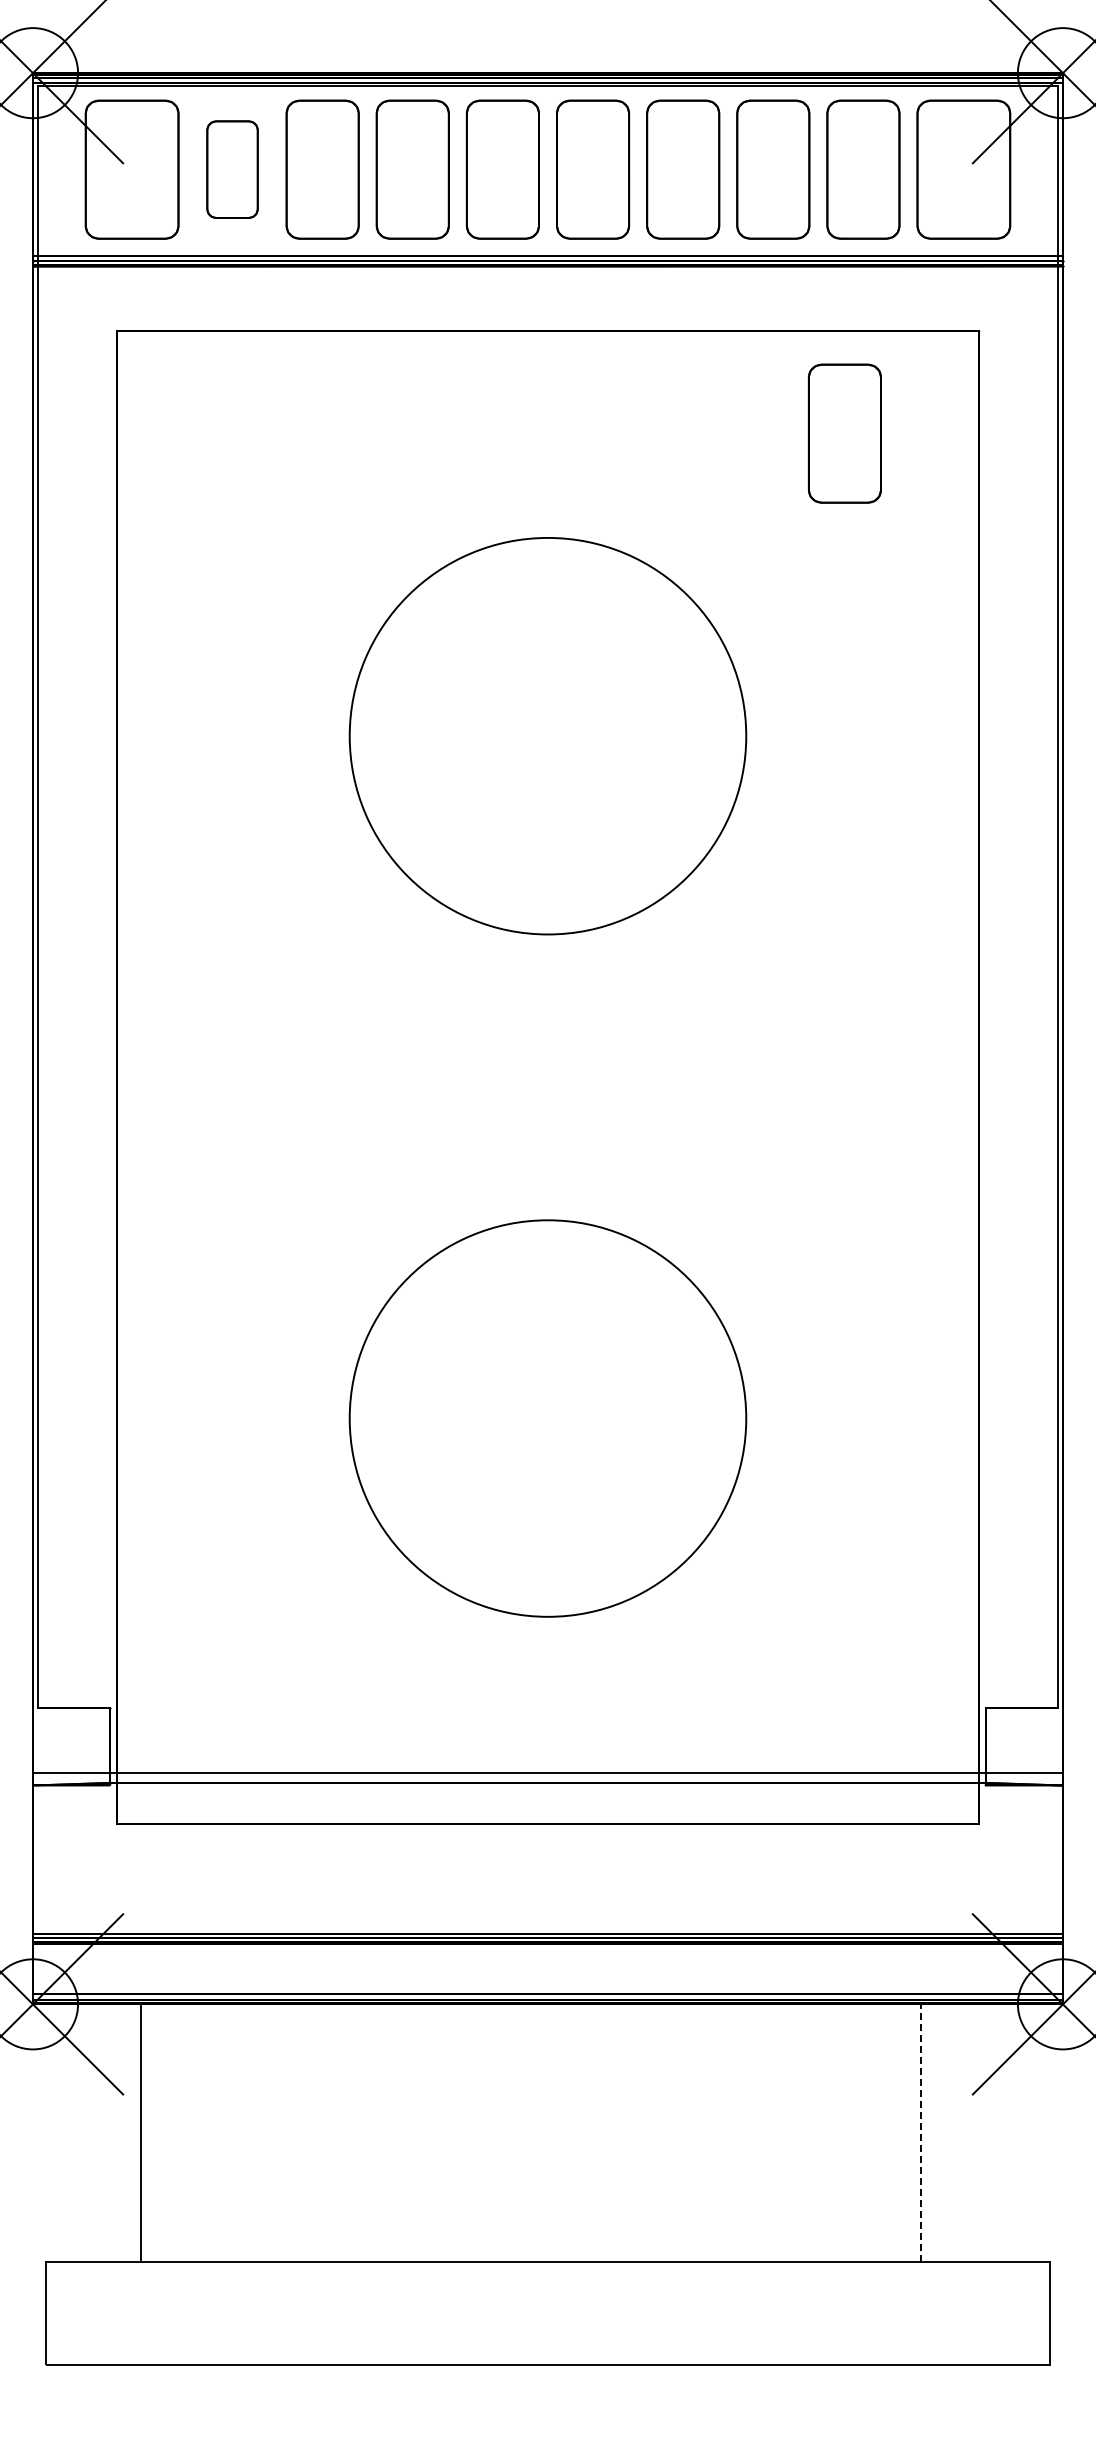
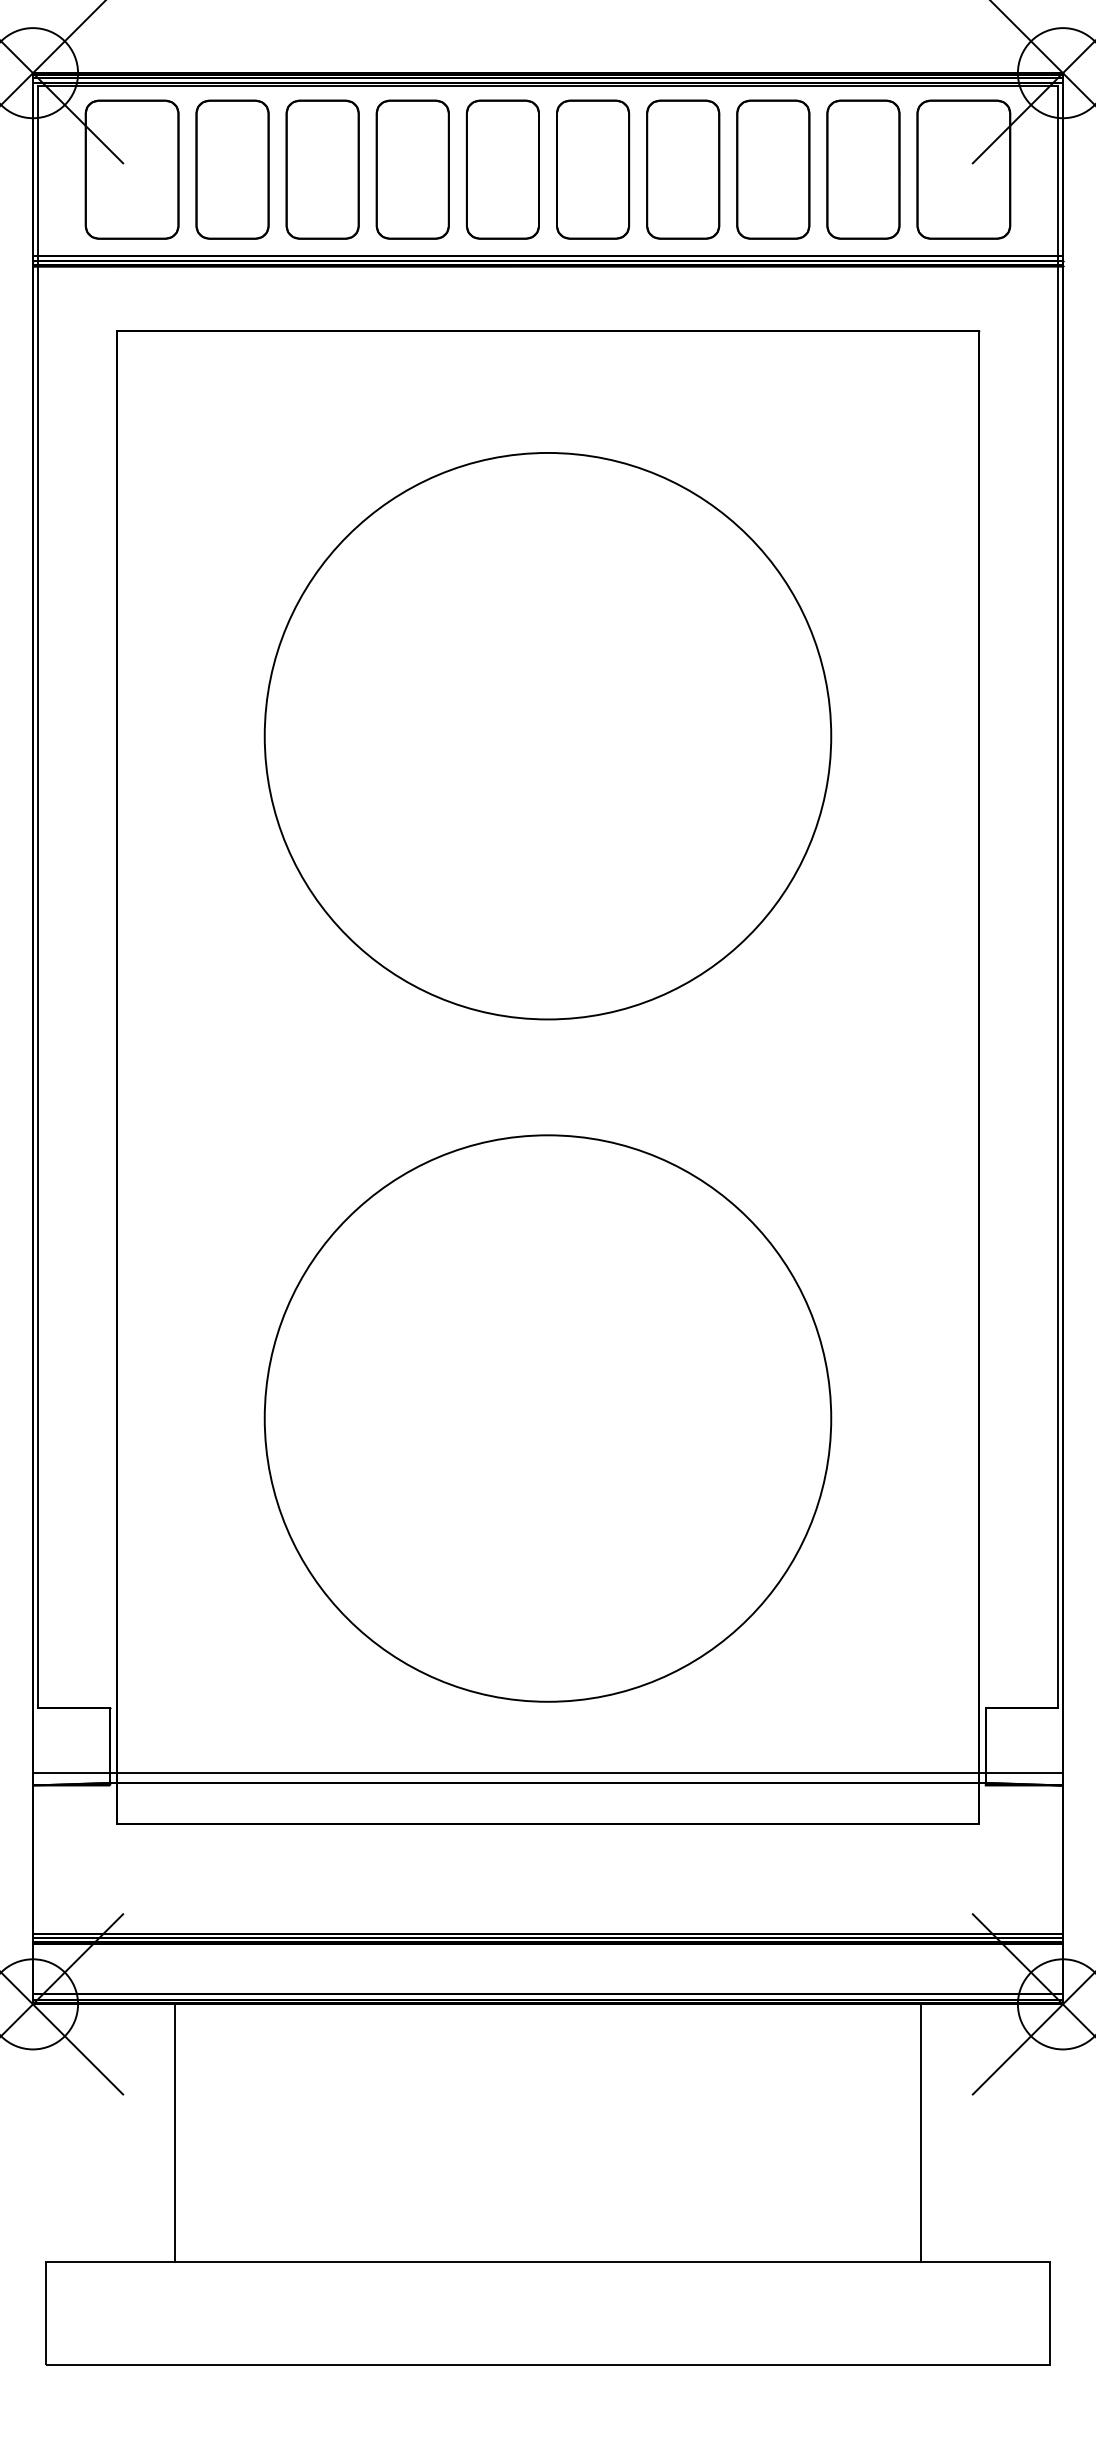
part size: 53x99 px -> 75x141 px (232, 169)
part: present -> none (844, 433)
circle diameter: 397 px -> 566 px (547, 735)
circle diameter: 397 px -> 566 px (547, 1418)
line position: (140, 2132) -> (174, 2132) (174, 2132)
line: dashed -> solid (921, 2133)
